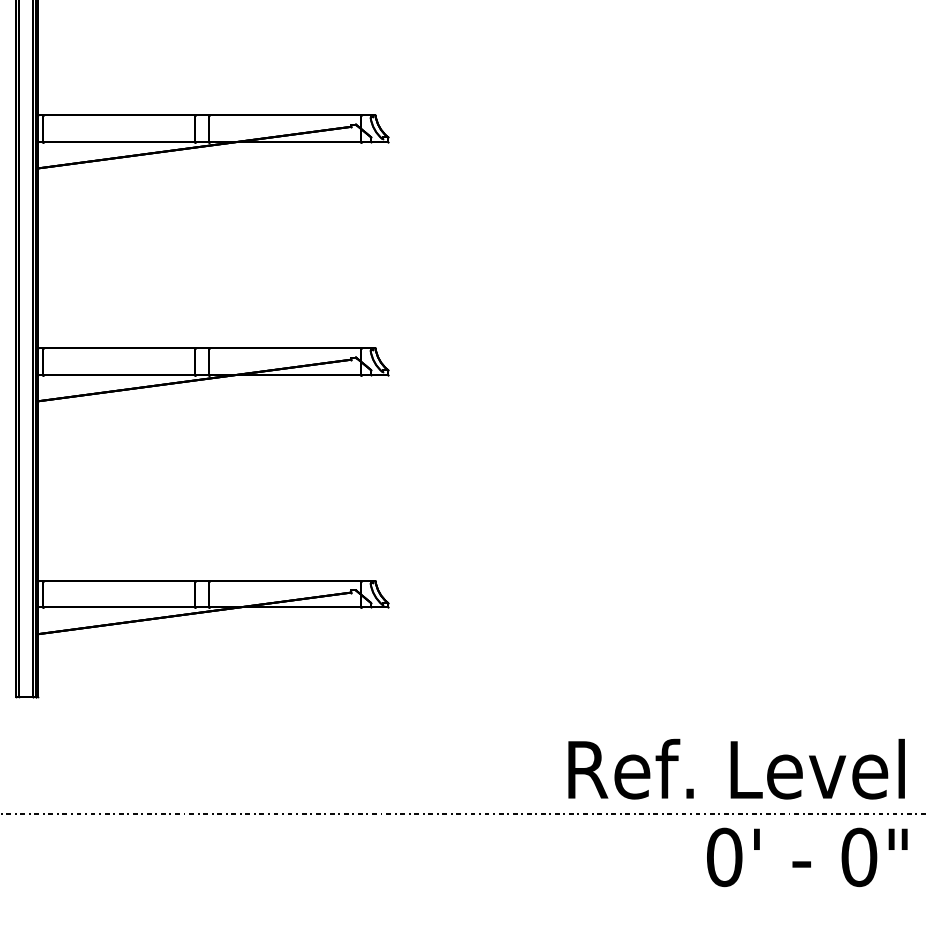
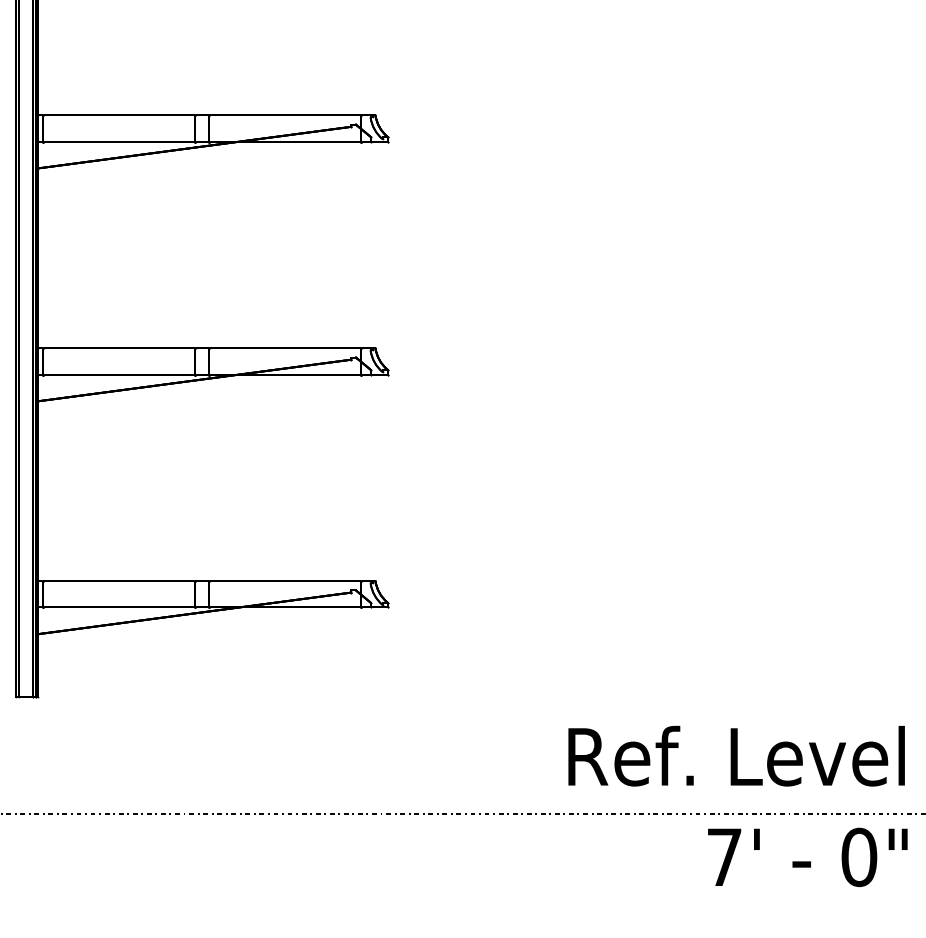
text position: (736, 768) -> (736, 755) (736, 755)
text: 0' -> 7' (724, 857)
